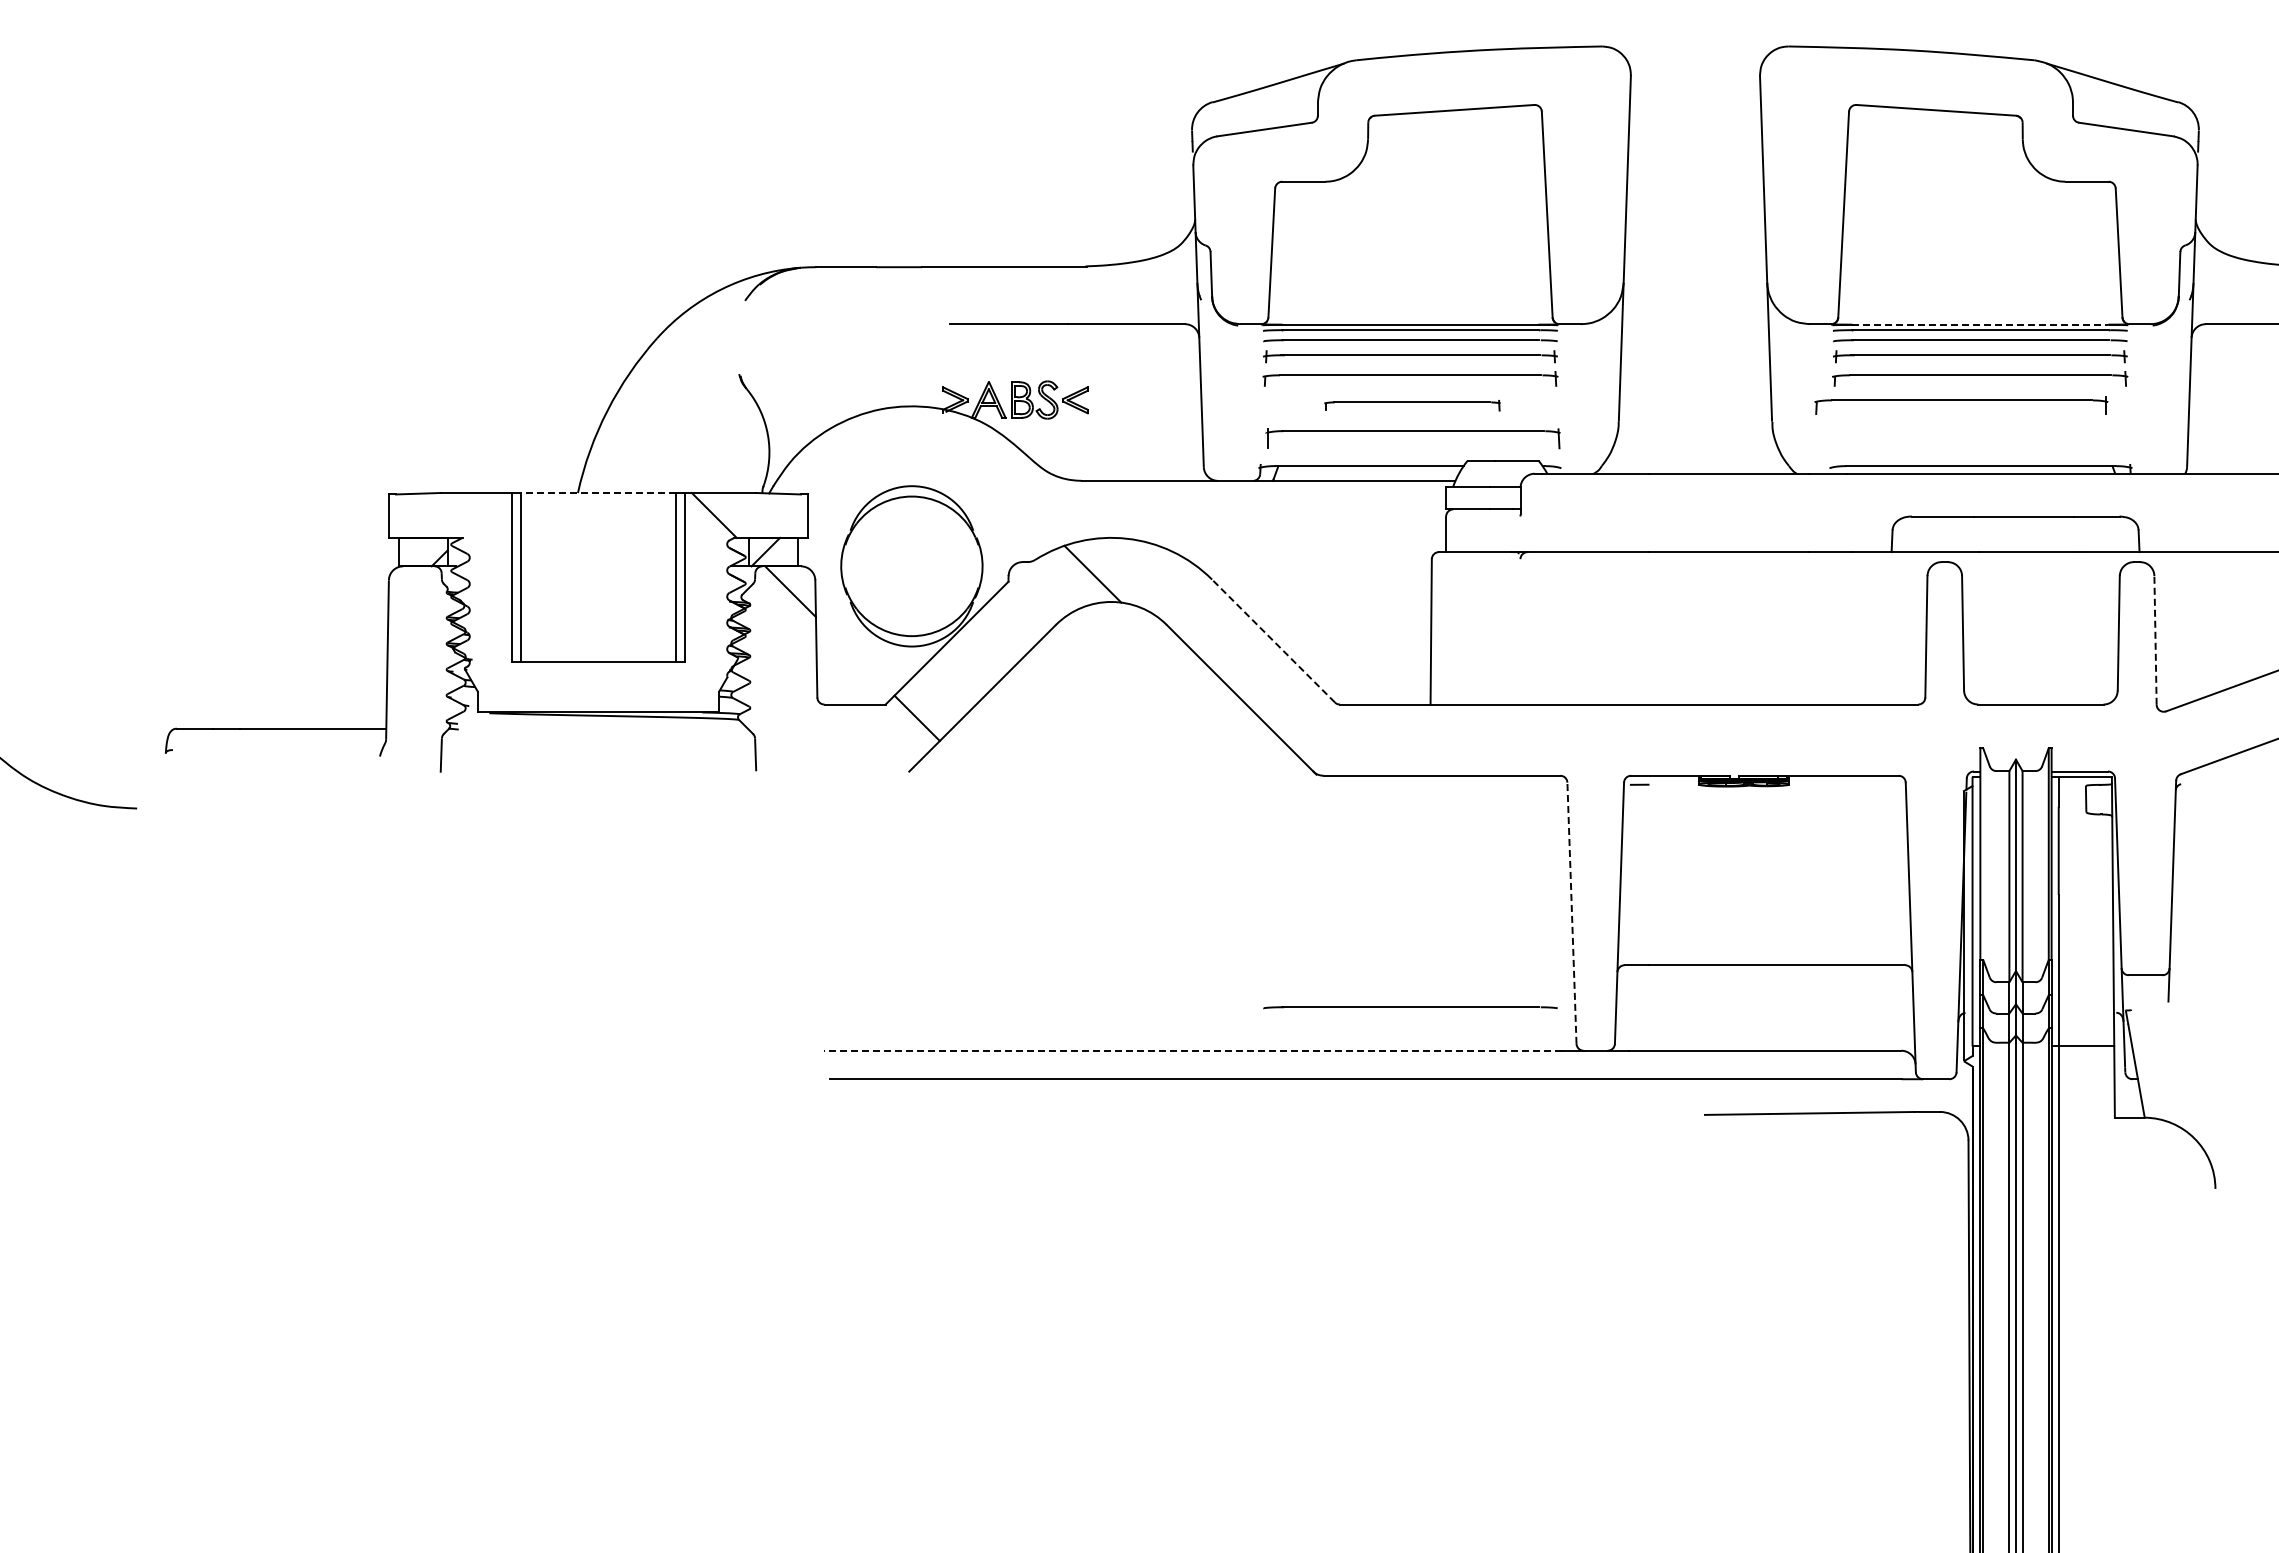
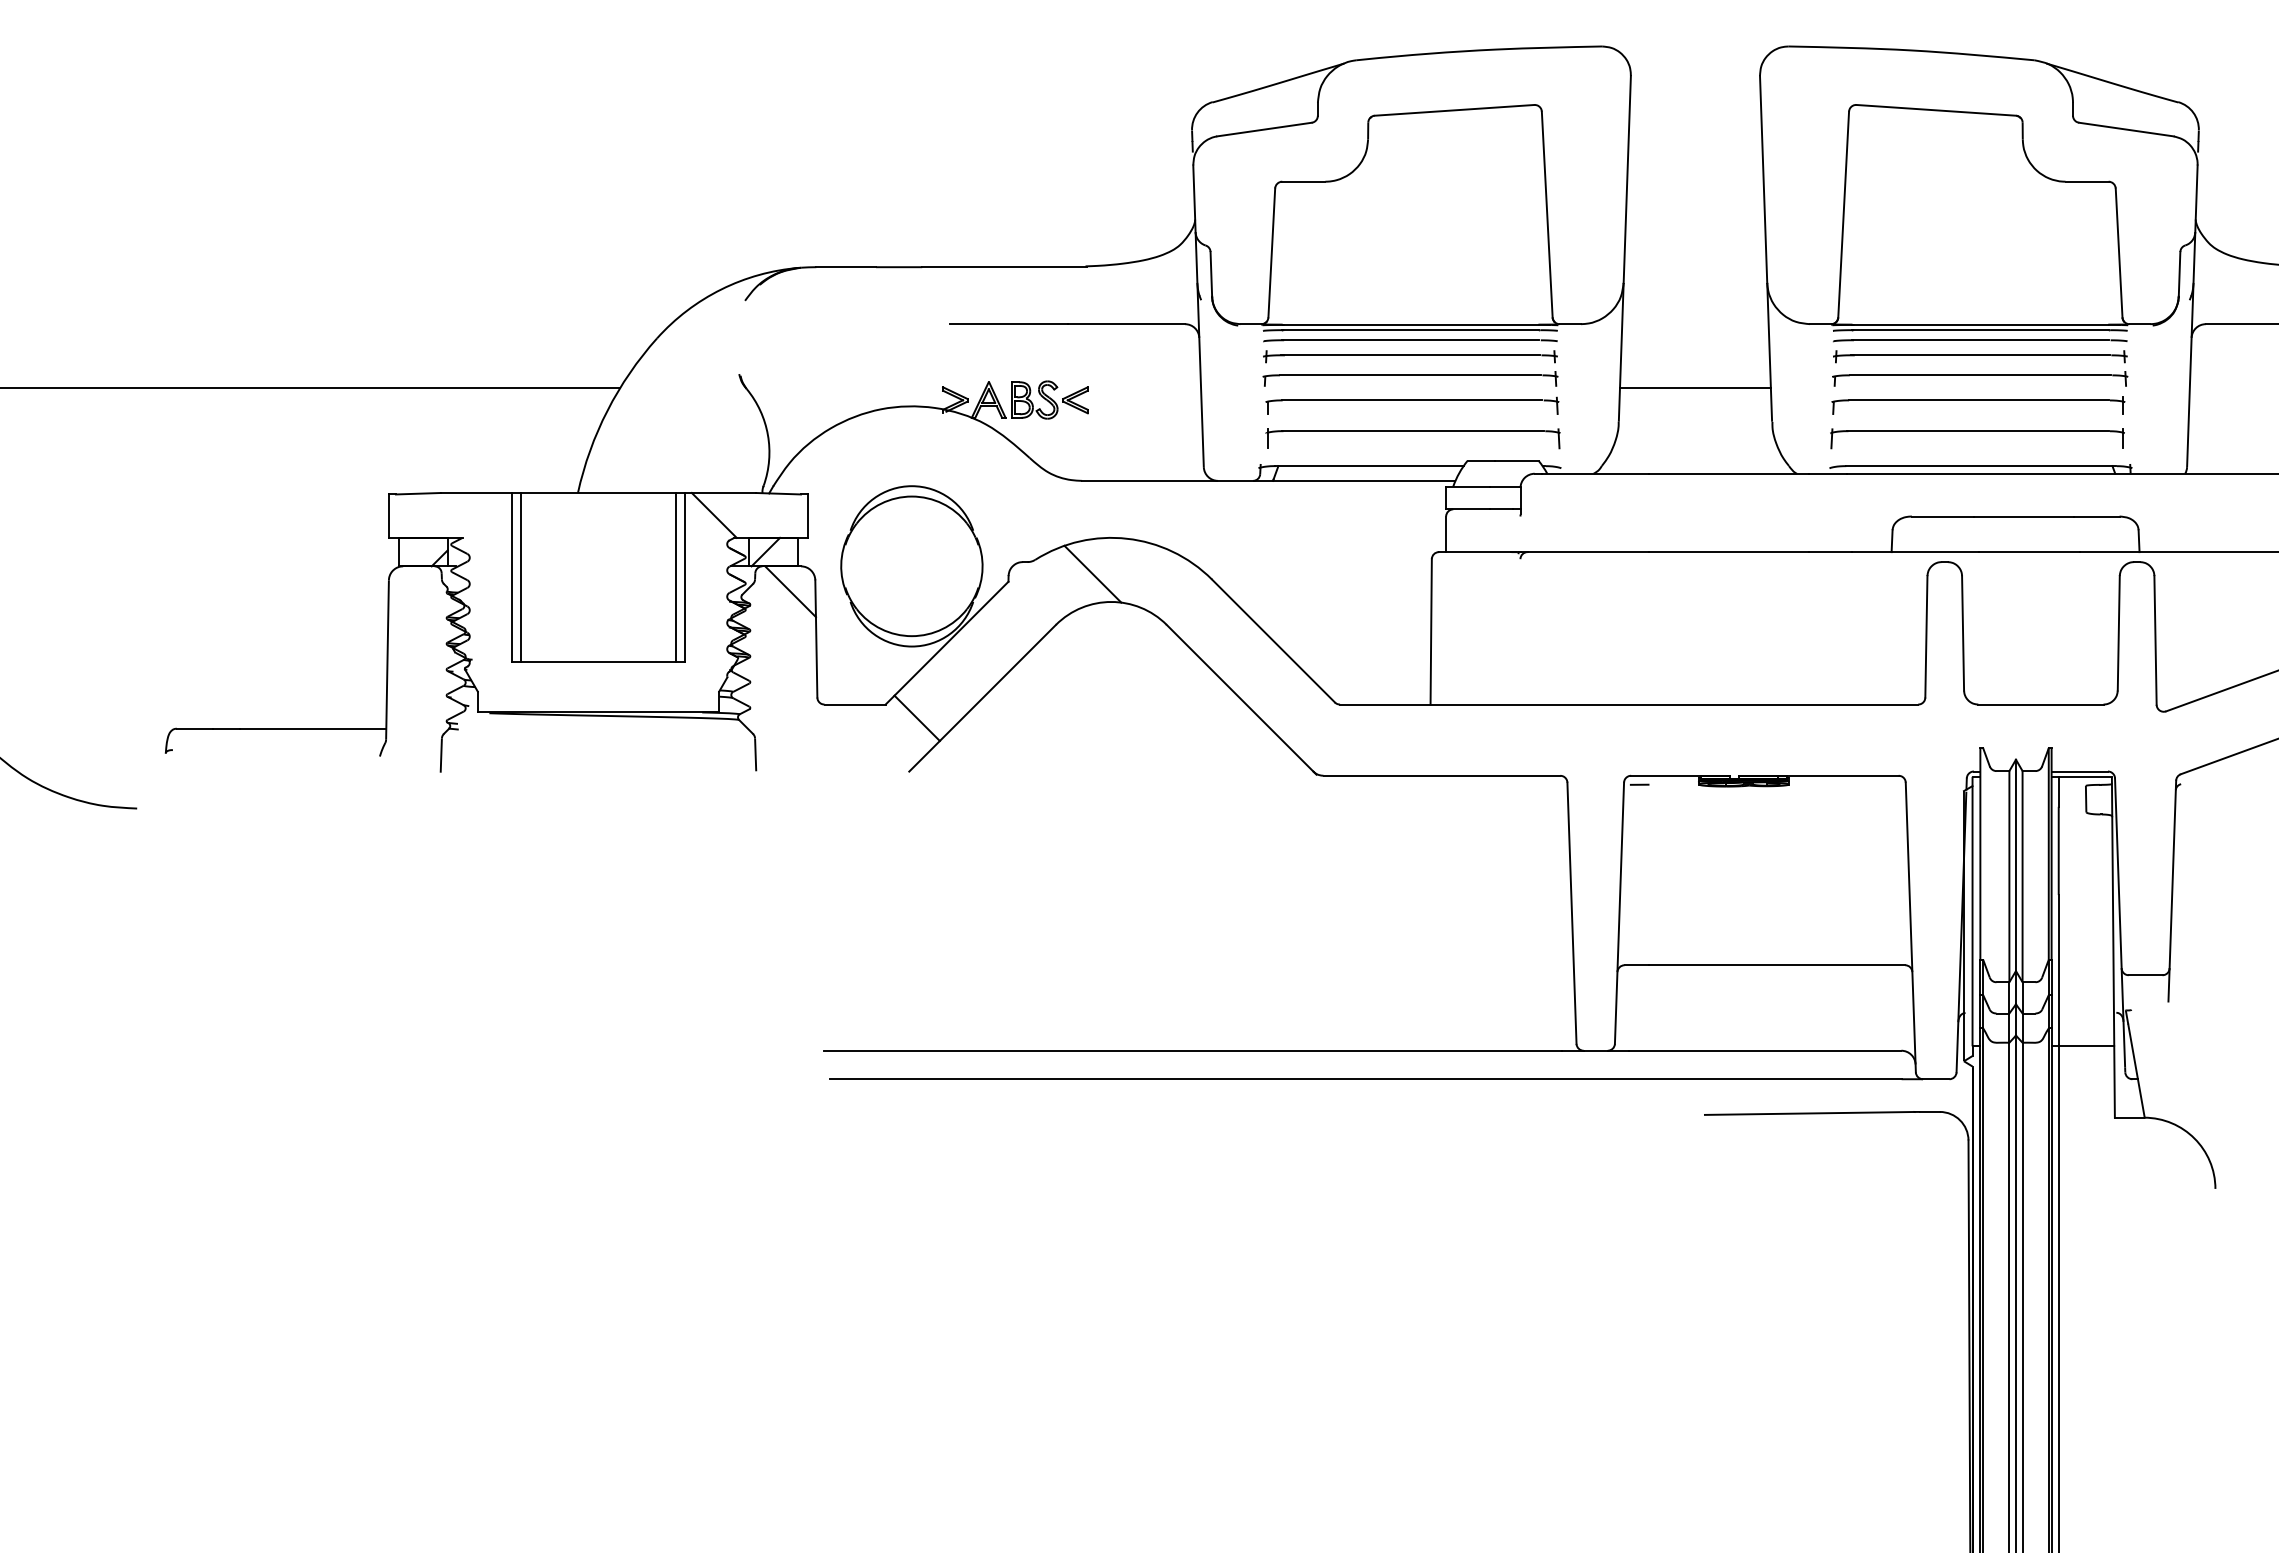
line: dashed -> solid (1980, 324)
line: none -> present (311, 387)
line: none -> present (1695, 387)
part size: 177x12 px -> 295x19 px (1412, 405)
part position: (1961, 405) -> (1978, 405) (1978, 405)
part: none -> present (1977, 431)
line: dashed -> solid (598, 493)
line: dashed -> solid (2155, 639)
line: dashed -> solid (1273, 641)
line: dashed -> solid (1571, 913)
part: present -> none (1410, 1007)
line: dashed -> solid (1192, 1050)
